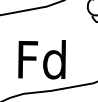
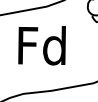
text position: (41, 59) -> (41, 45) (41, 45)
